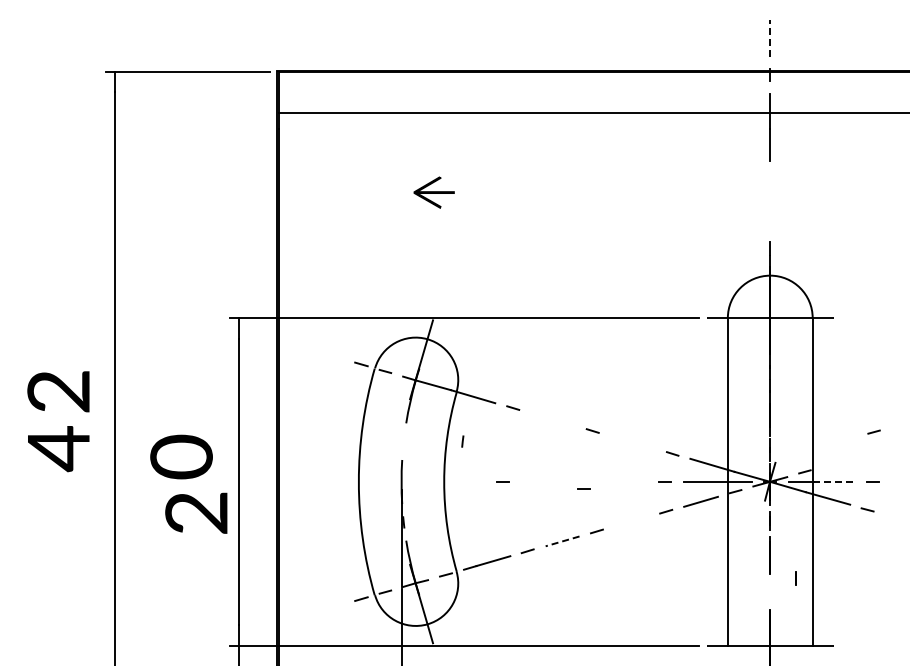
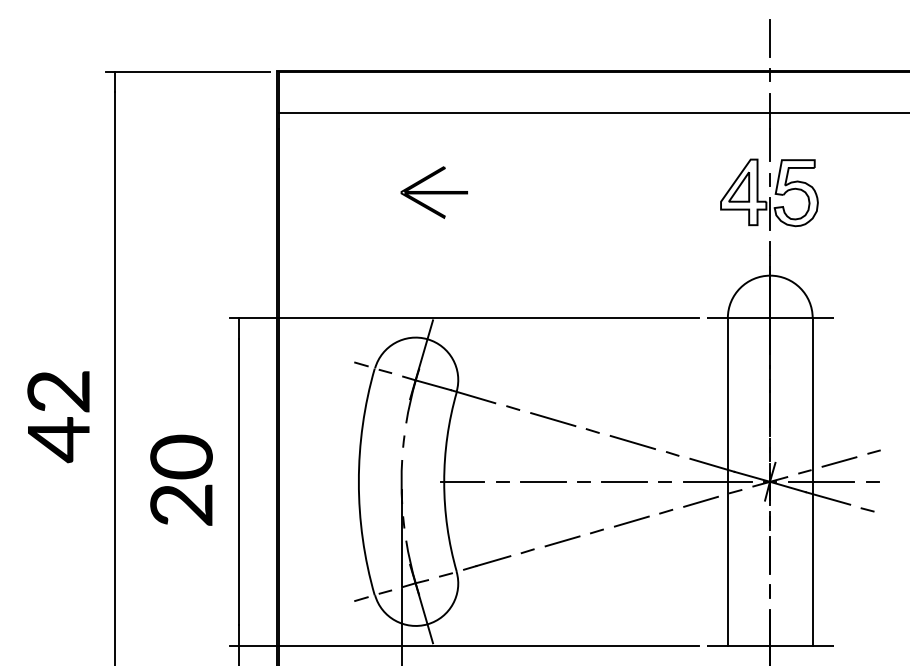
line: dashed -> solid (769, 37)
part size: 42x33 px -> 68x53 px (433, 192)
part: none -> present (769, 194)
line: none -> present (553, 419)
line position: (873, 431) -> (873, 451) (873, 451)
curve position: (462, 441) -> (403, 441) (403, 441)
line: none -> present (632, 442)
text position: (58, 449) -> (58, 440) (58, 440)
line: none -> present (839, 461)
line: none -> present (462, 481)
line: none -> present (543, 481)
line: none -> present (624, 481)
line: dashed -> solid (833, 481)
line position: (583, 488) -> (583, 481) (583, 481)
text position: (196, 512) -> (181, 504) (181, 504)
line: none -> present (631, 521)
line: dashed -> solid (562, 541)
line position: (795, 578) -> (769, 591) (769, 591)
